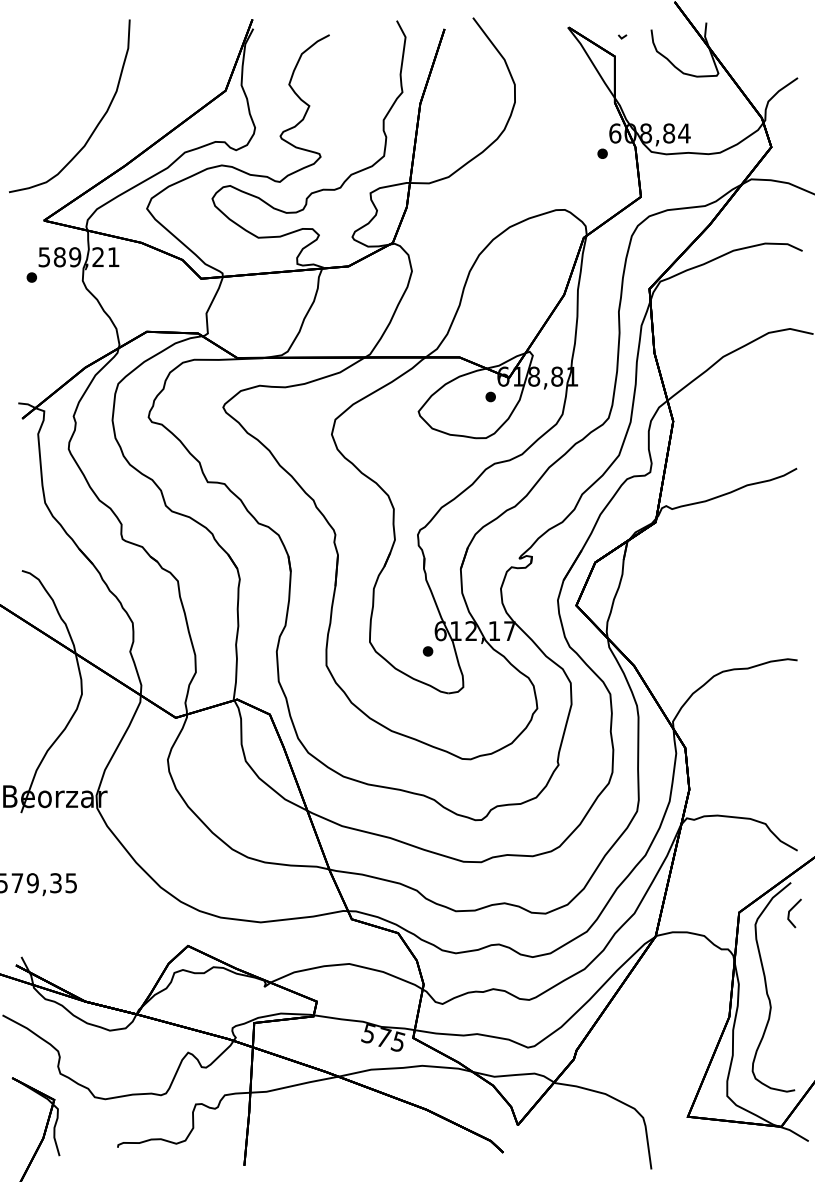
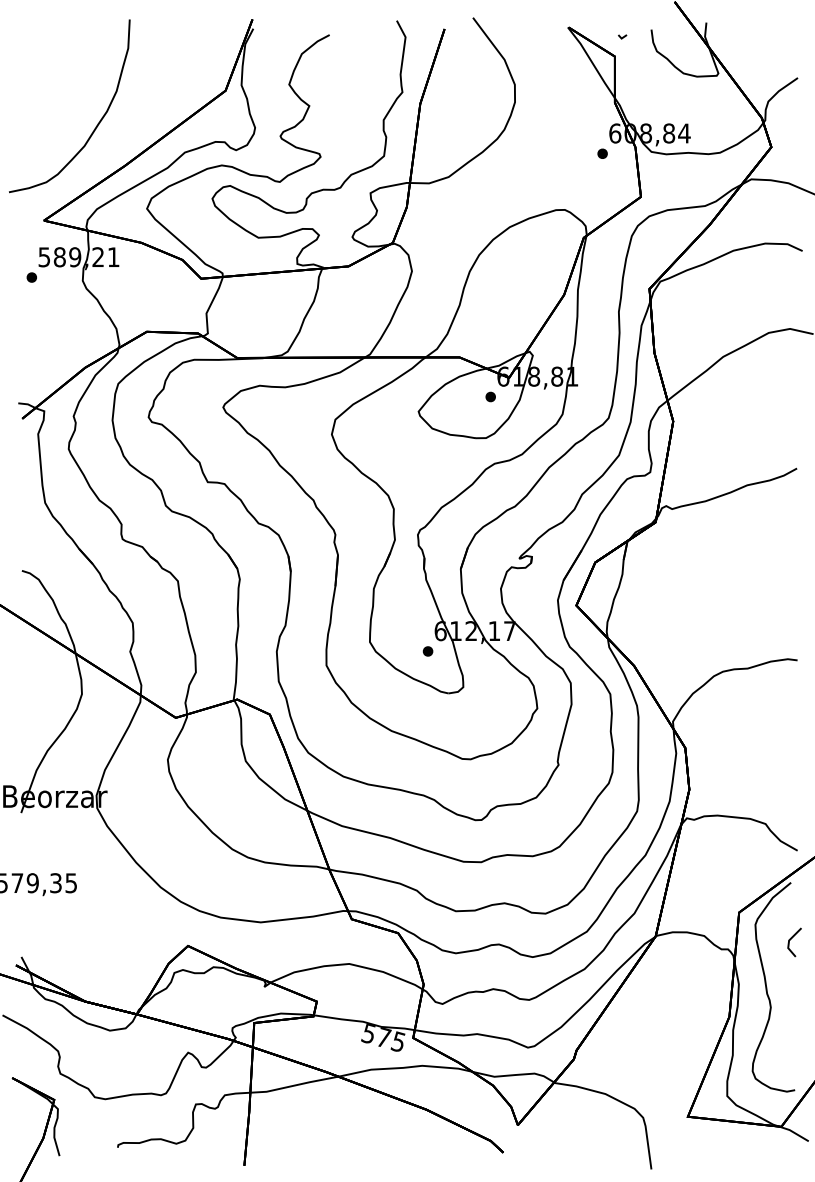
line position: (791, 910) -> (791, 939) (791, 939)
